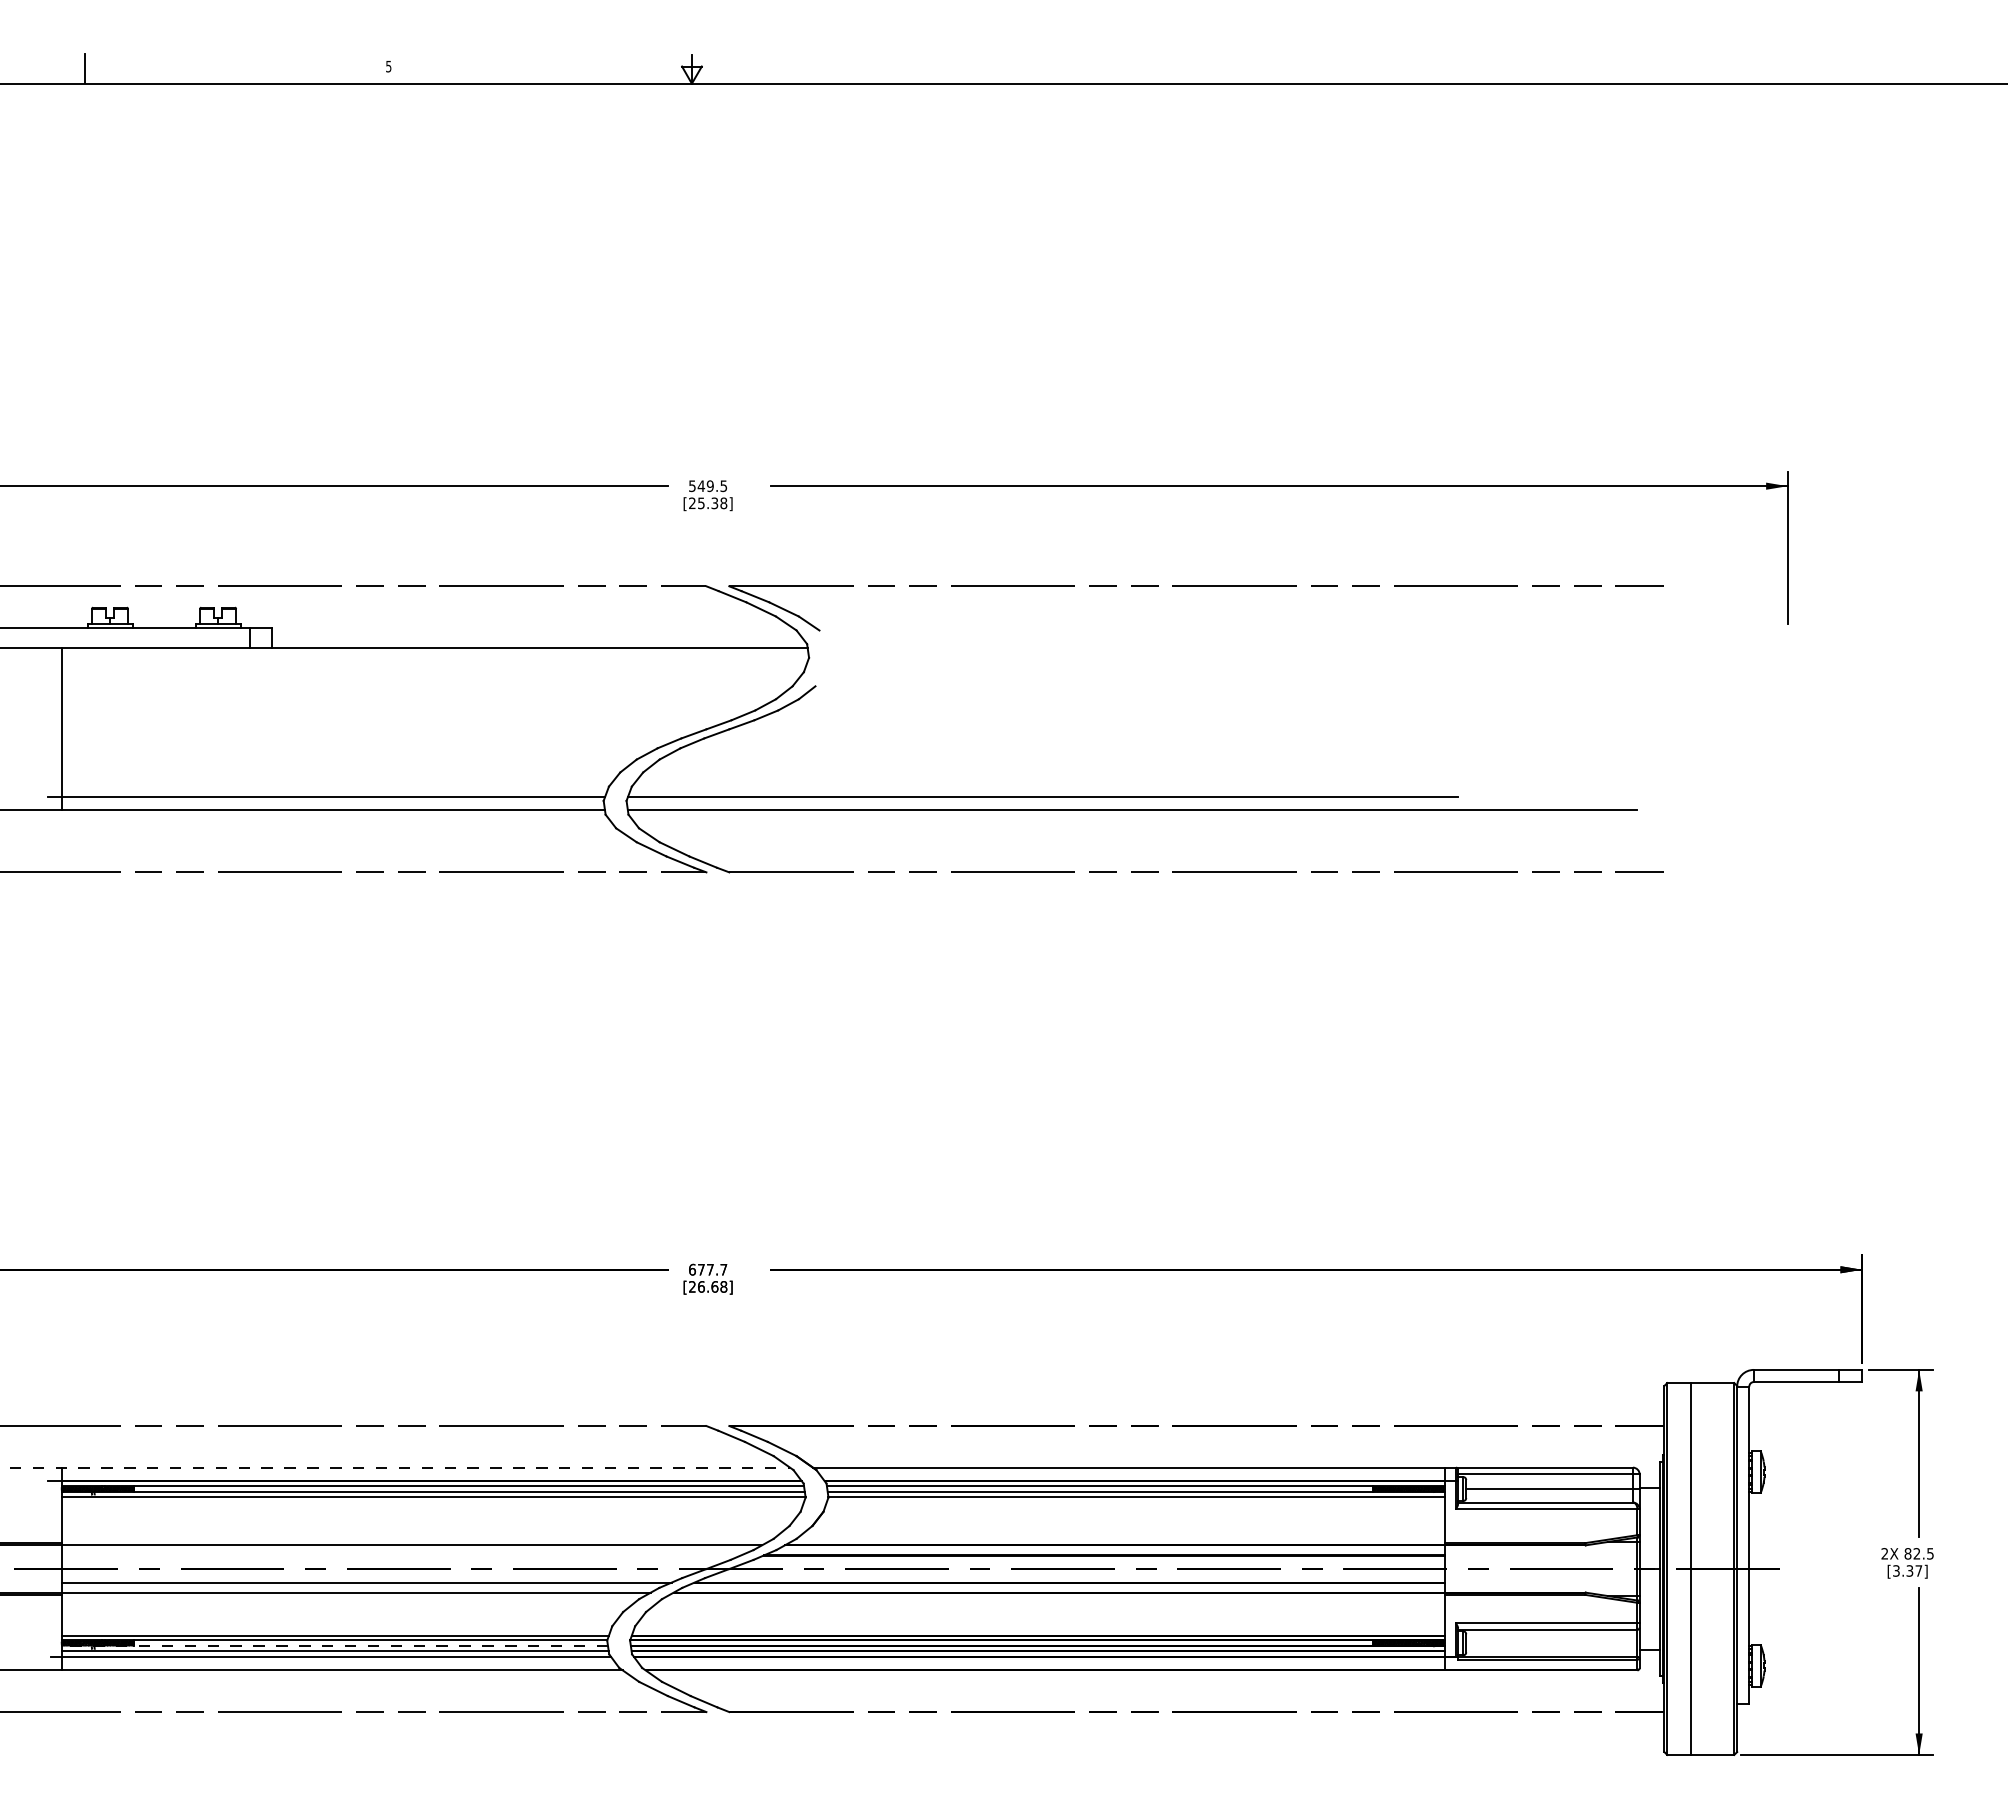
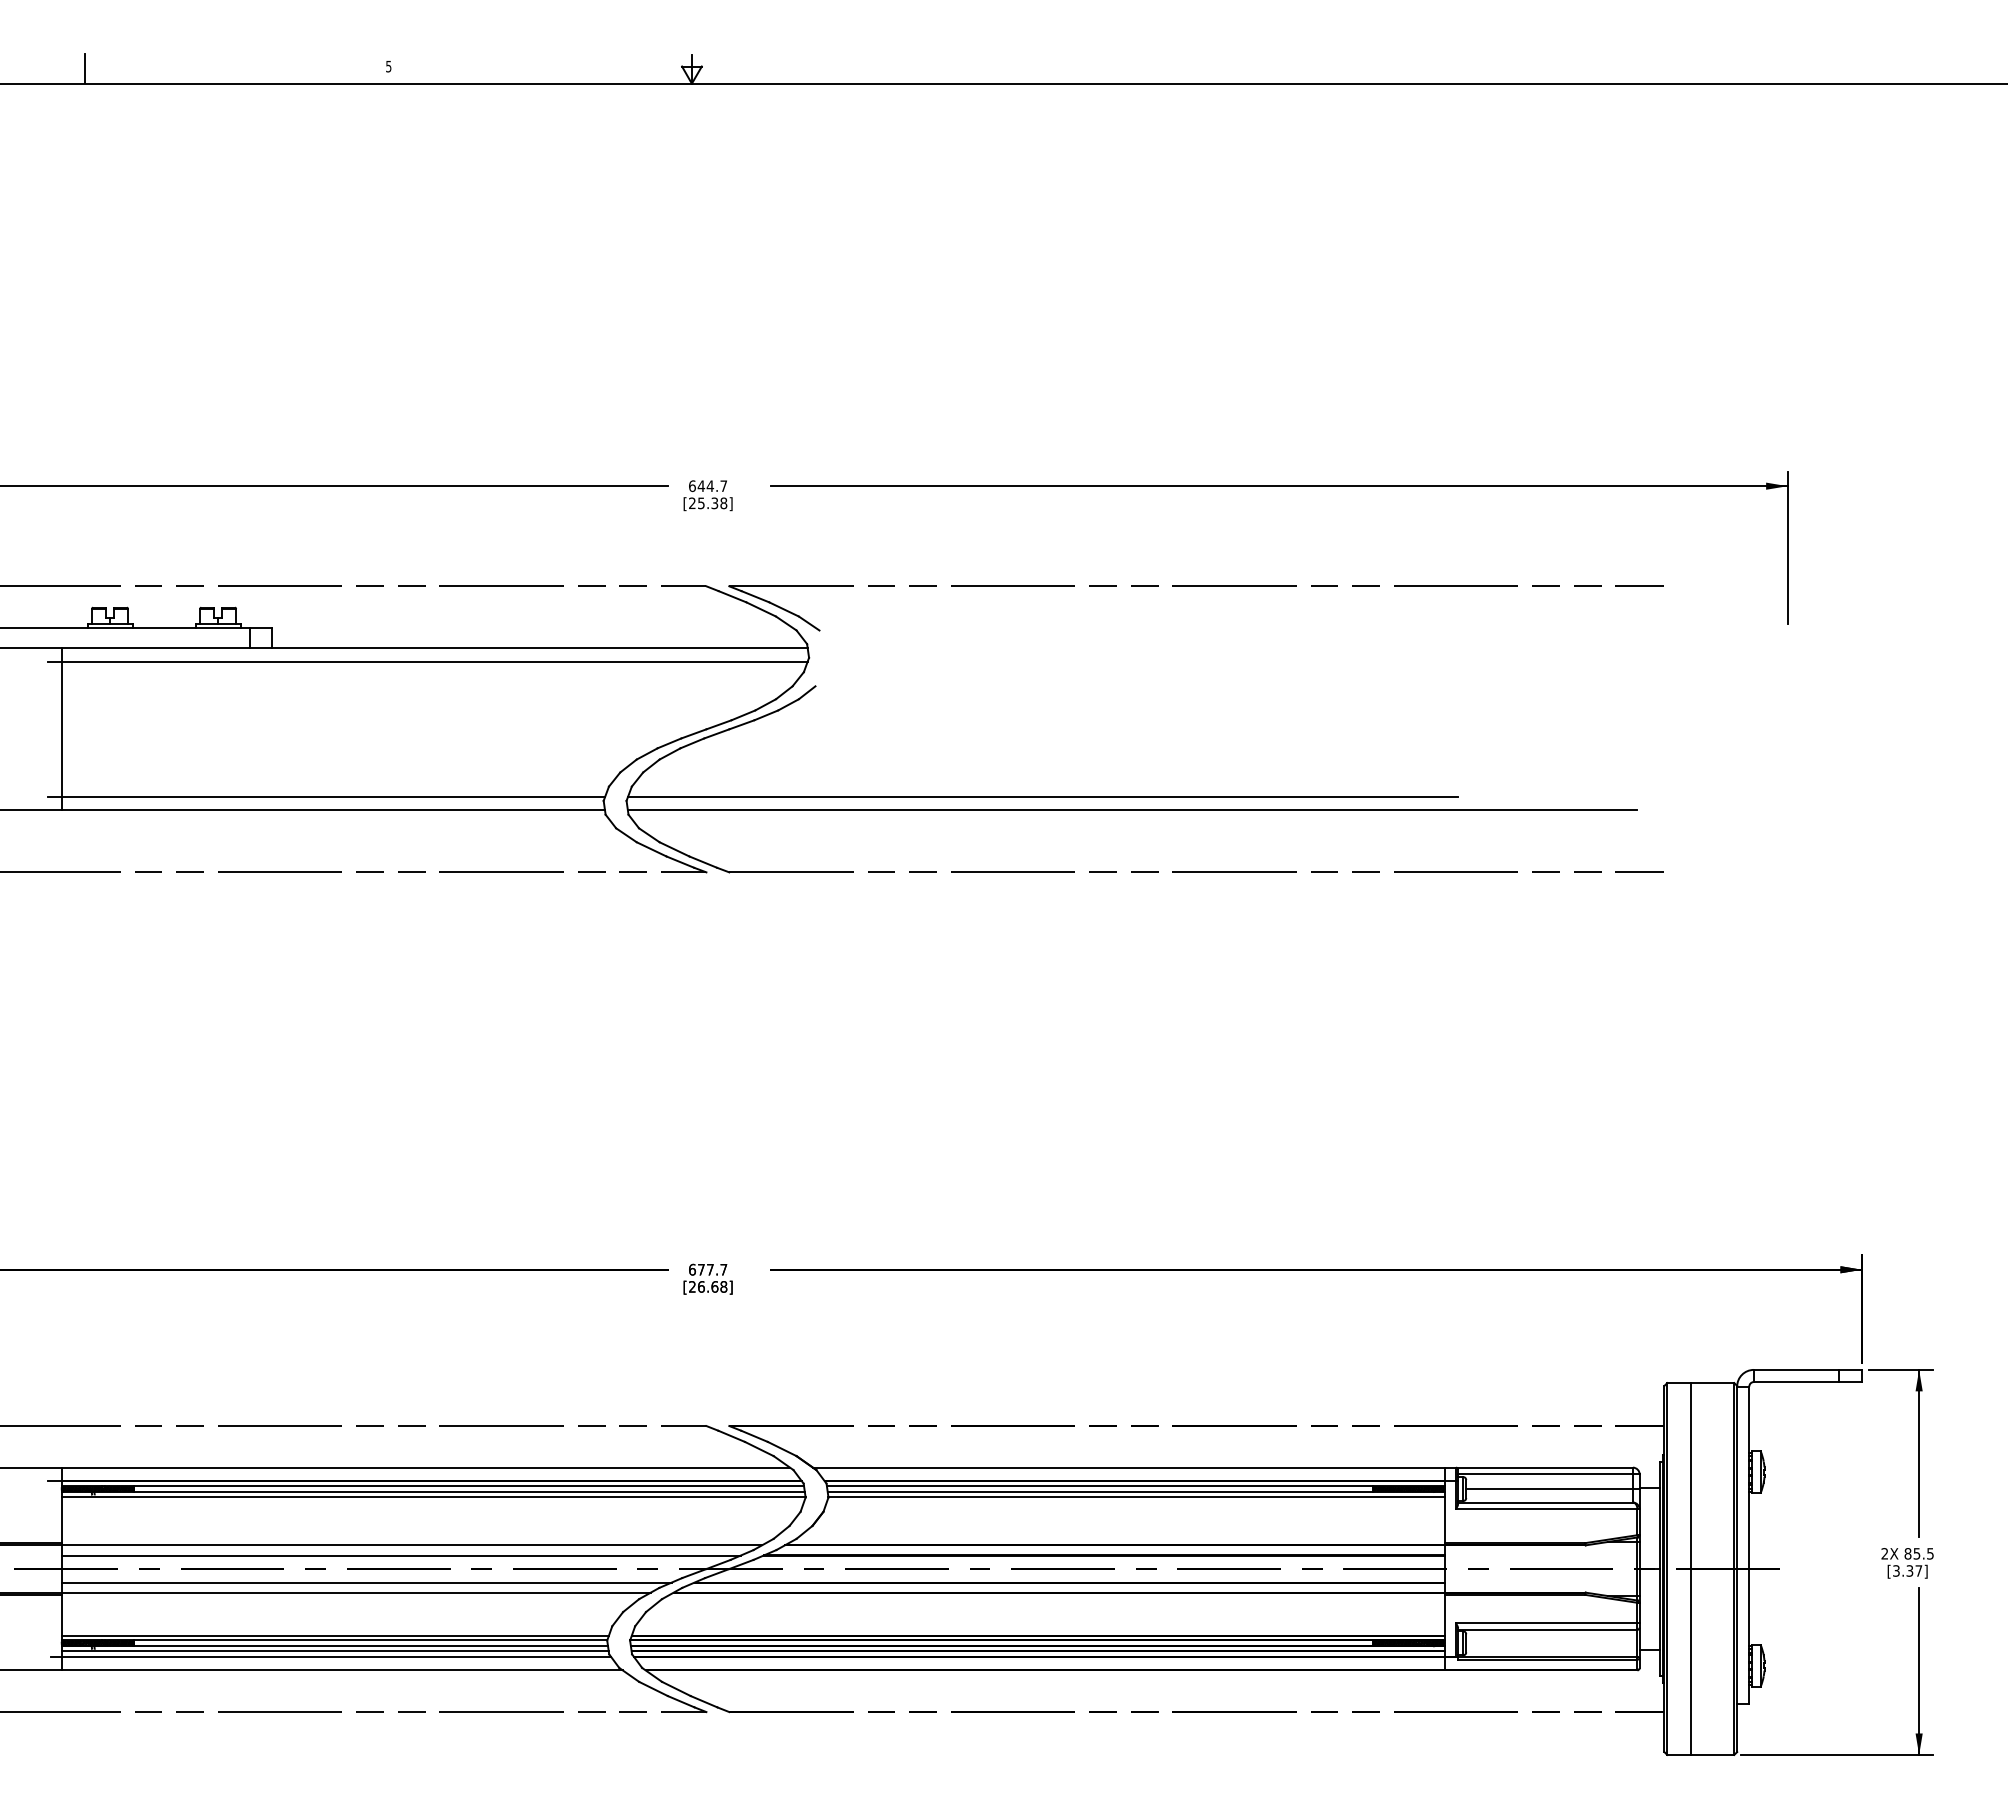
text: 549.5 -> 644.7 (708, 486)
line: none -> present (427, 661)
line: dashed -> solid (395, 1467)
text: 82.5 -> 85.5 (1916, 1553)
line: none -> present (400, 1555)
line: dashed -> solid (334, 1646)
